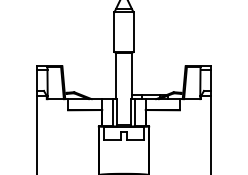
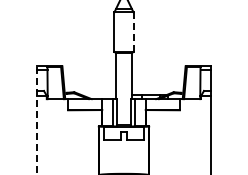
line: solid -> dashed (133, 32)
line: solid -> dashed (36, 120)
